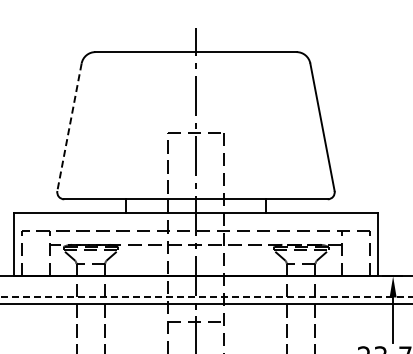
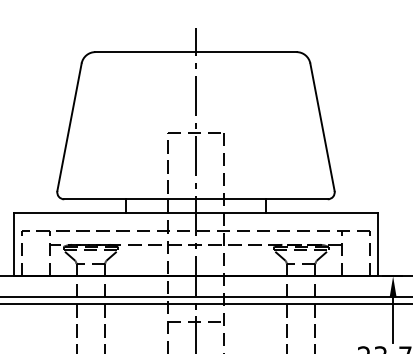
line: dashed -> solid (69, 127)
line: dashed -> solid (206, 297)
